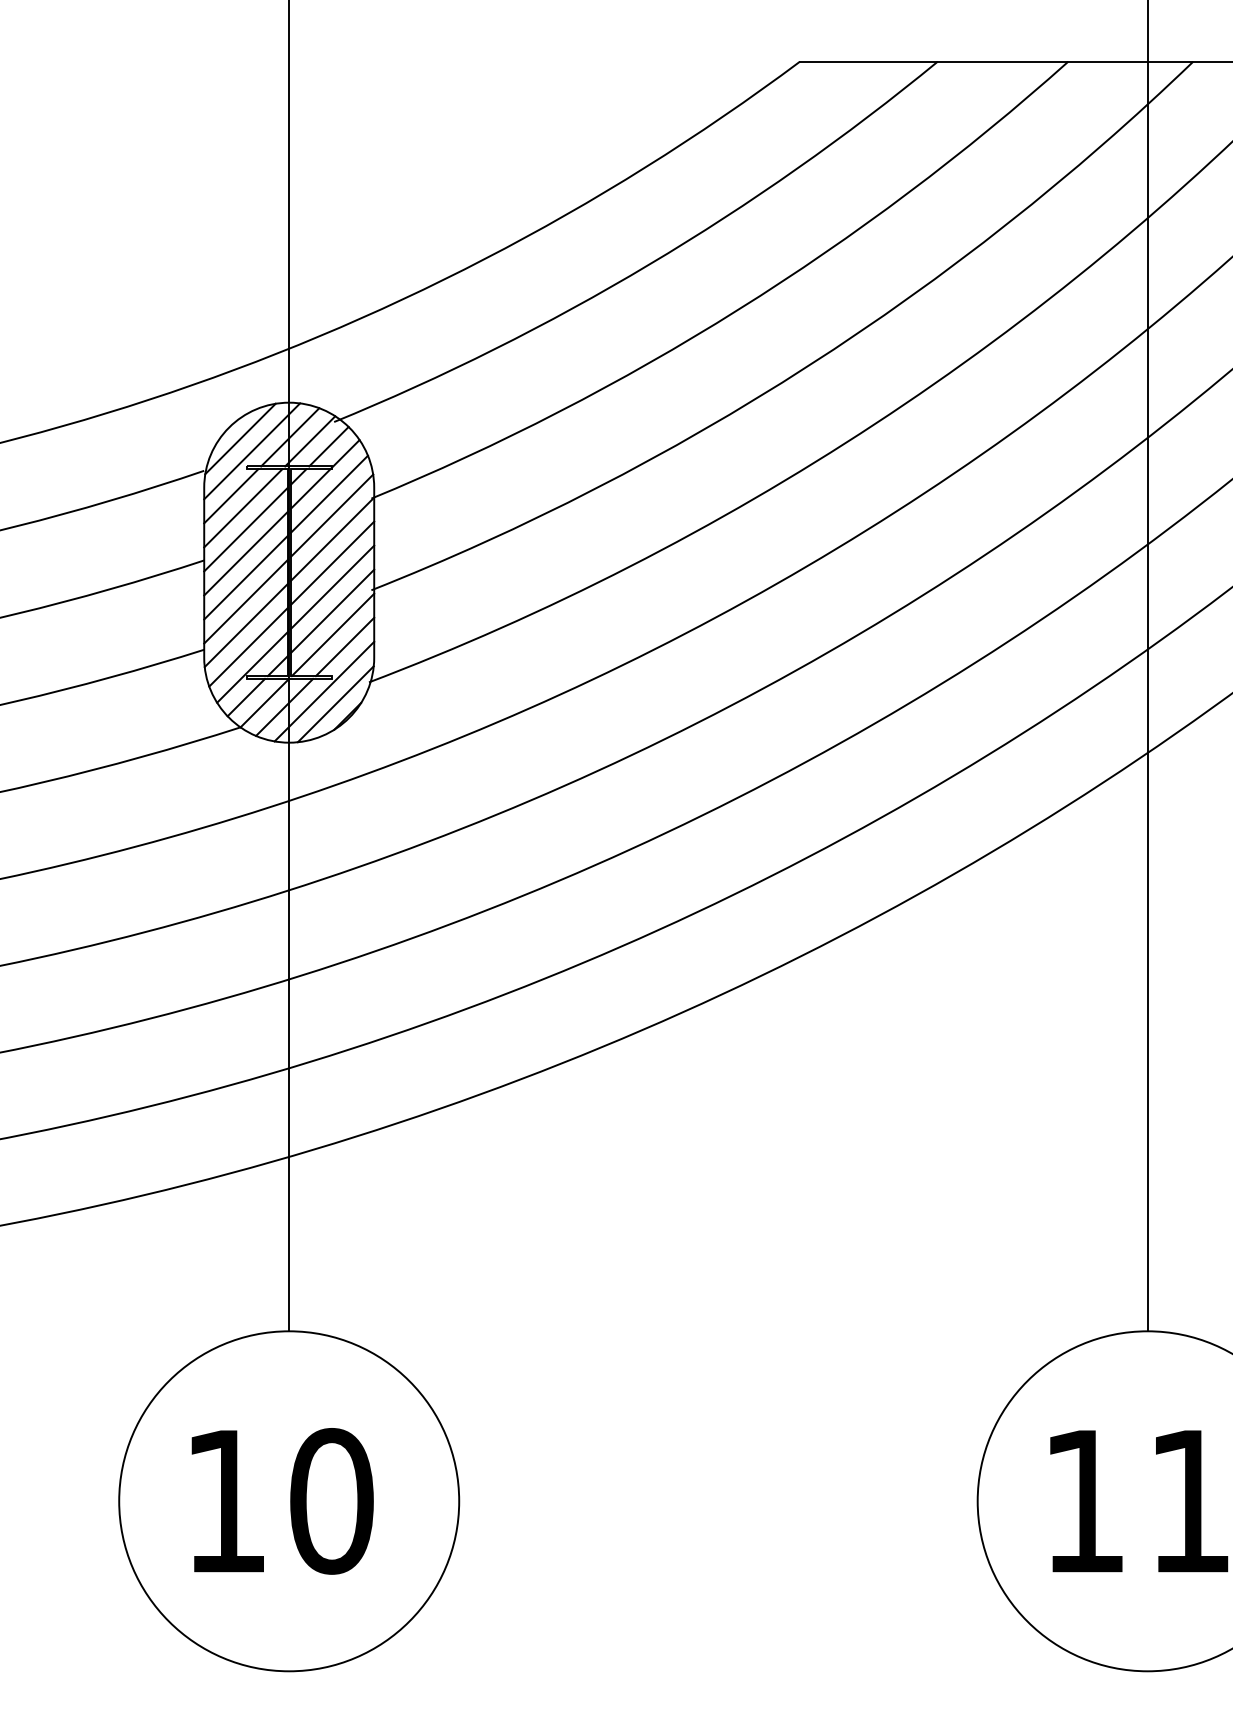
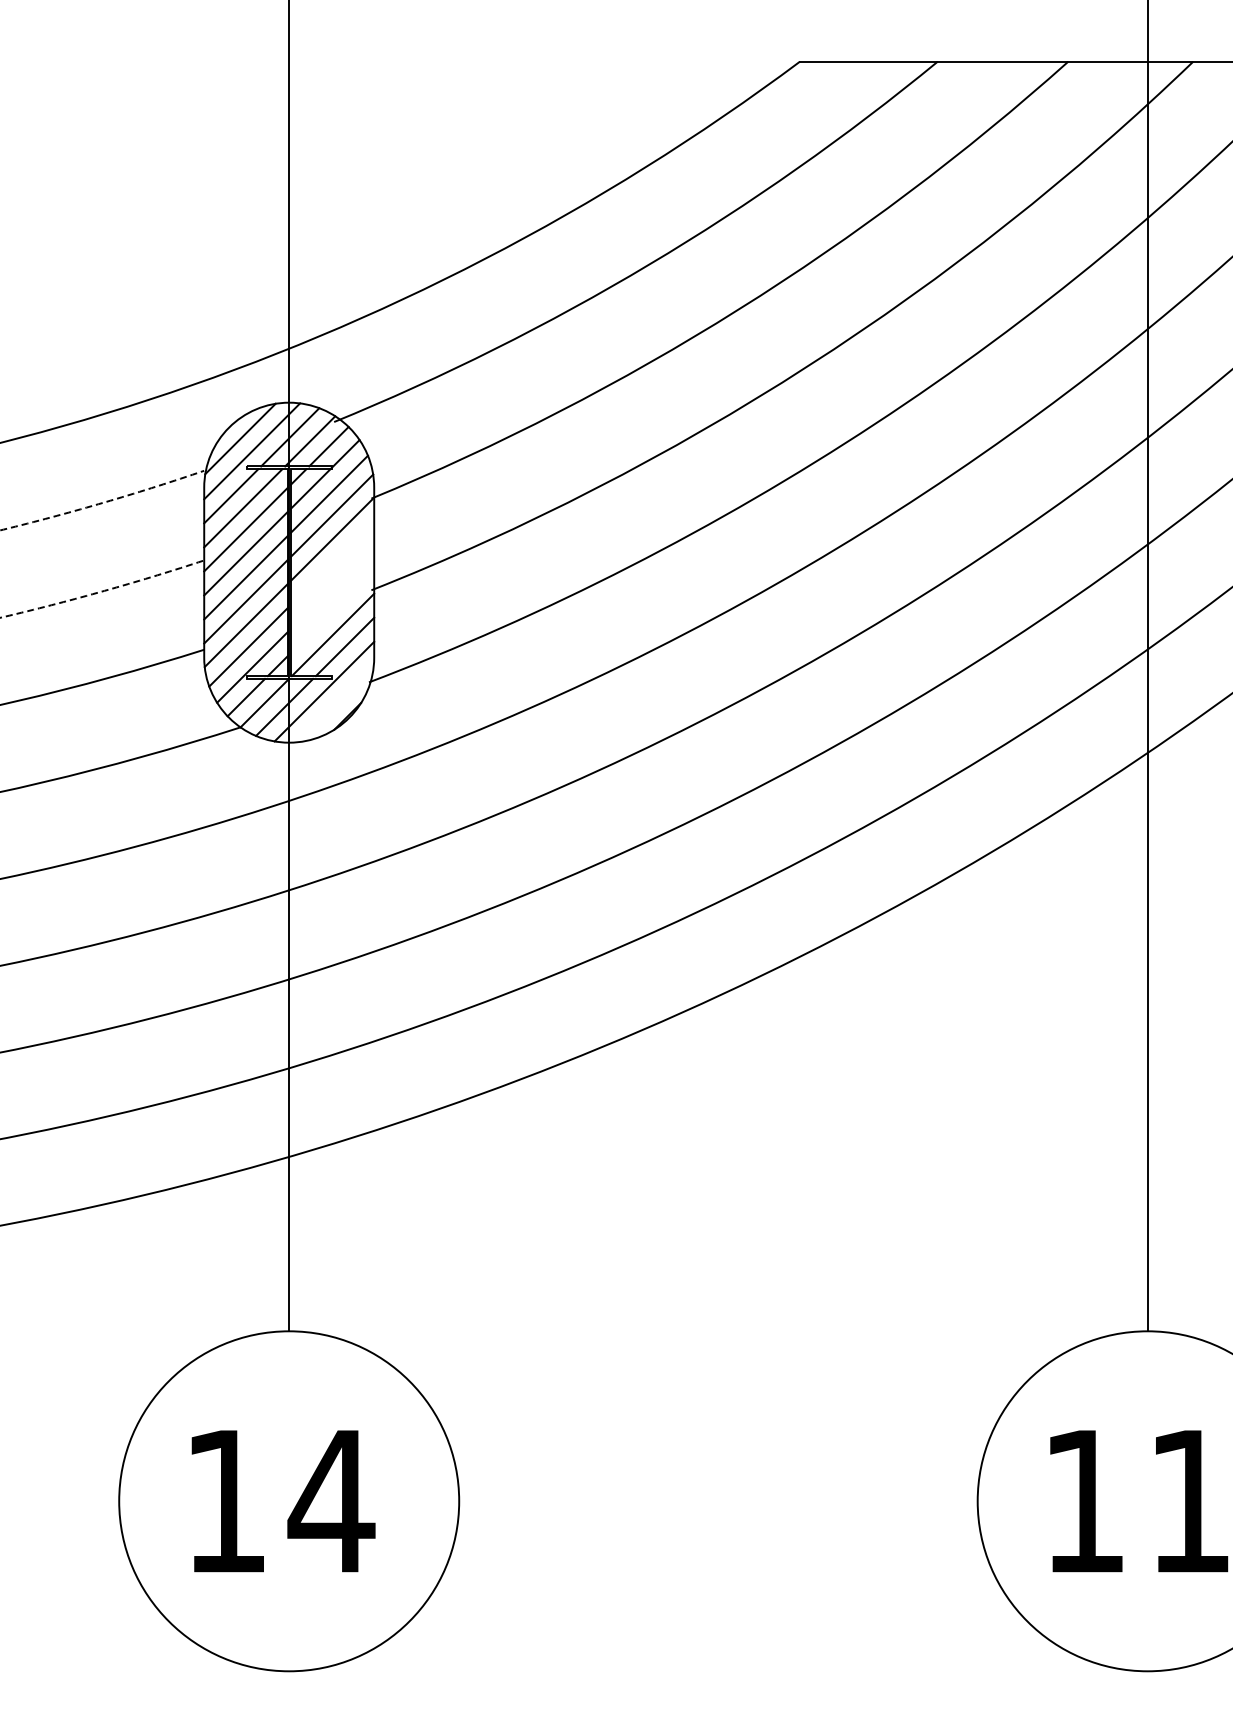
arc: solid -> dashed (102, 502)
line: present -> none (332, 563)
line: present -> none (332, 587)
arc: solid -> dashed (103, 591)
line: present -> none (332, 611)
line: present -> none (335, 704)
text: 10 -> 14 (331, 1501)
